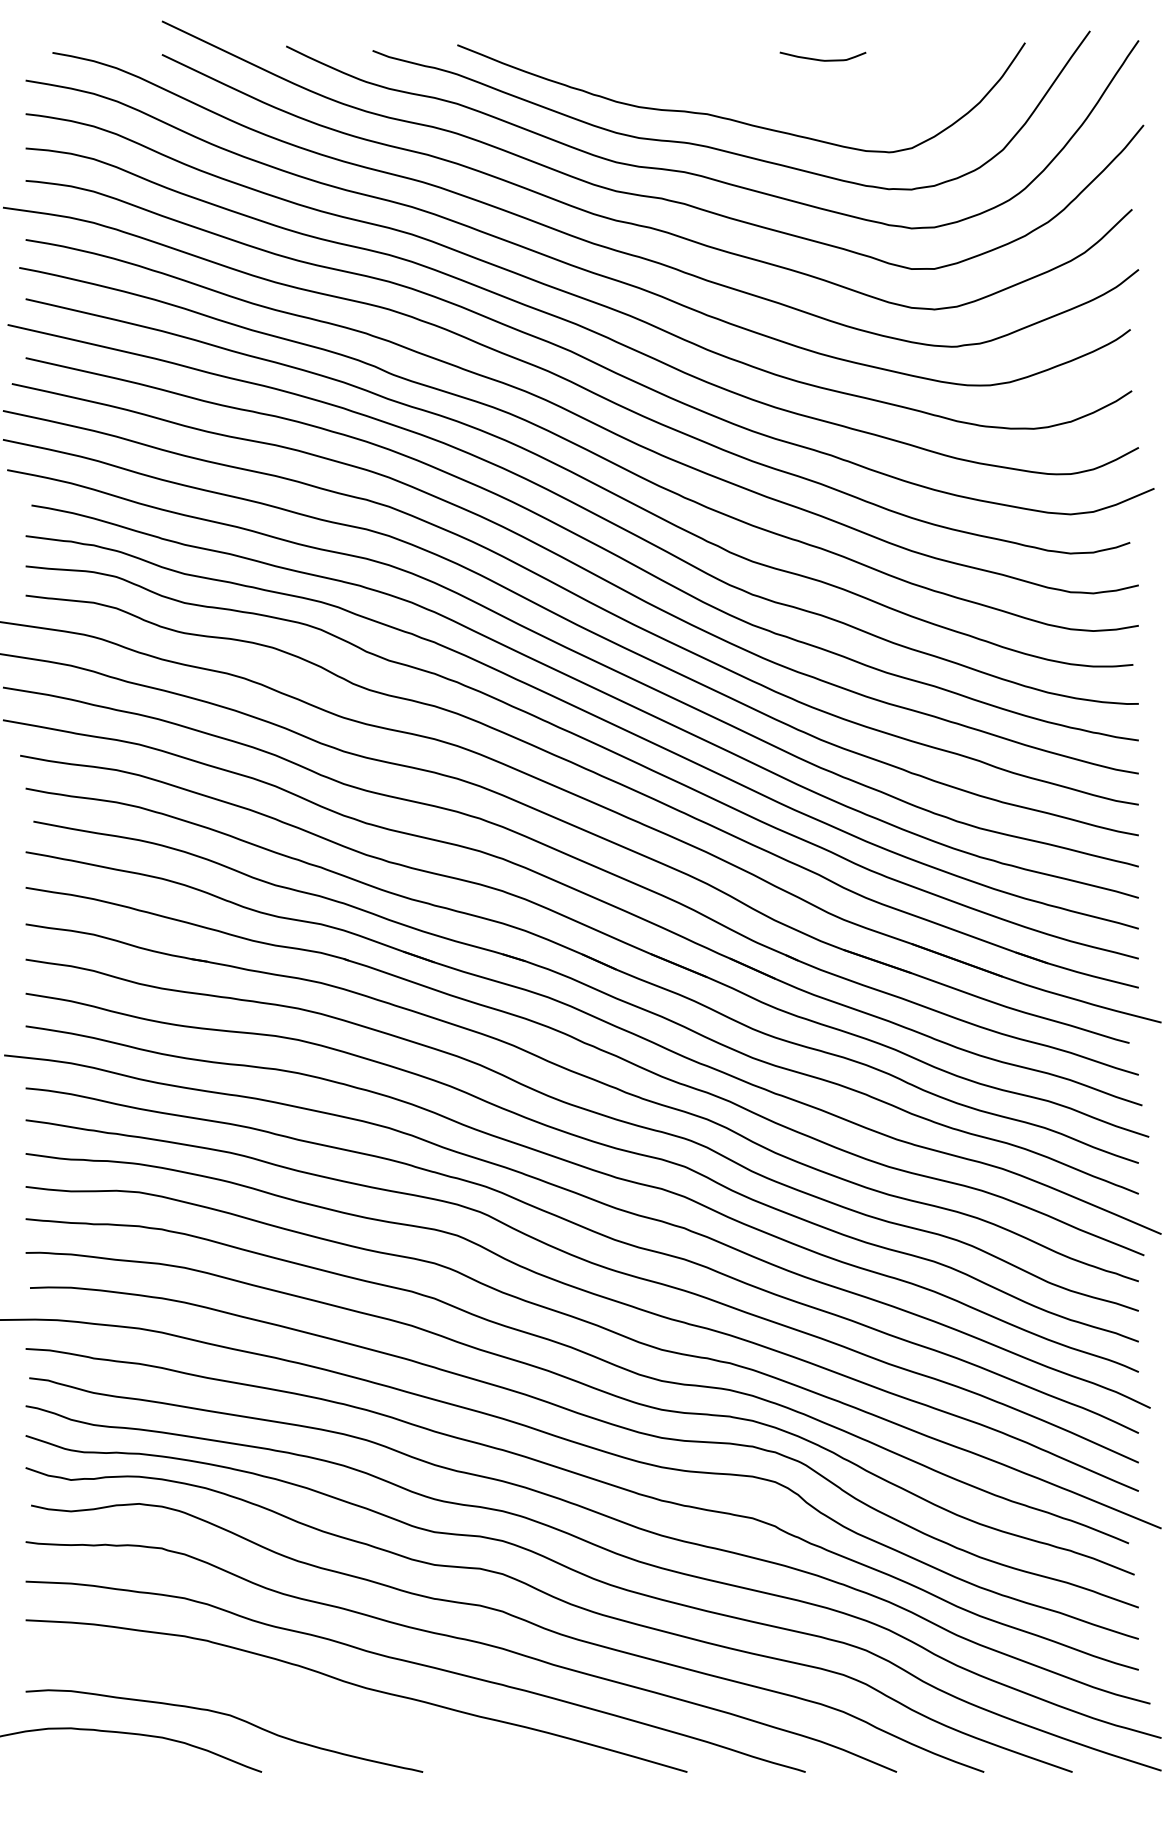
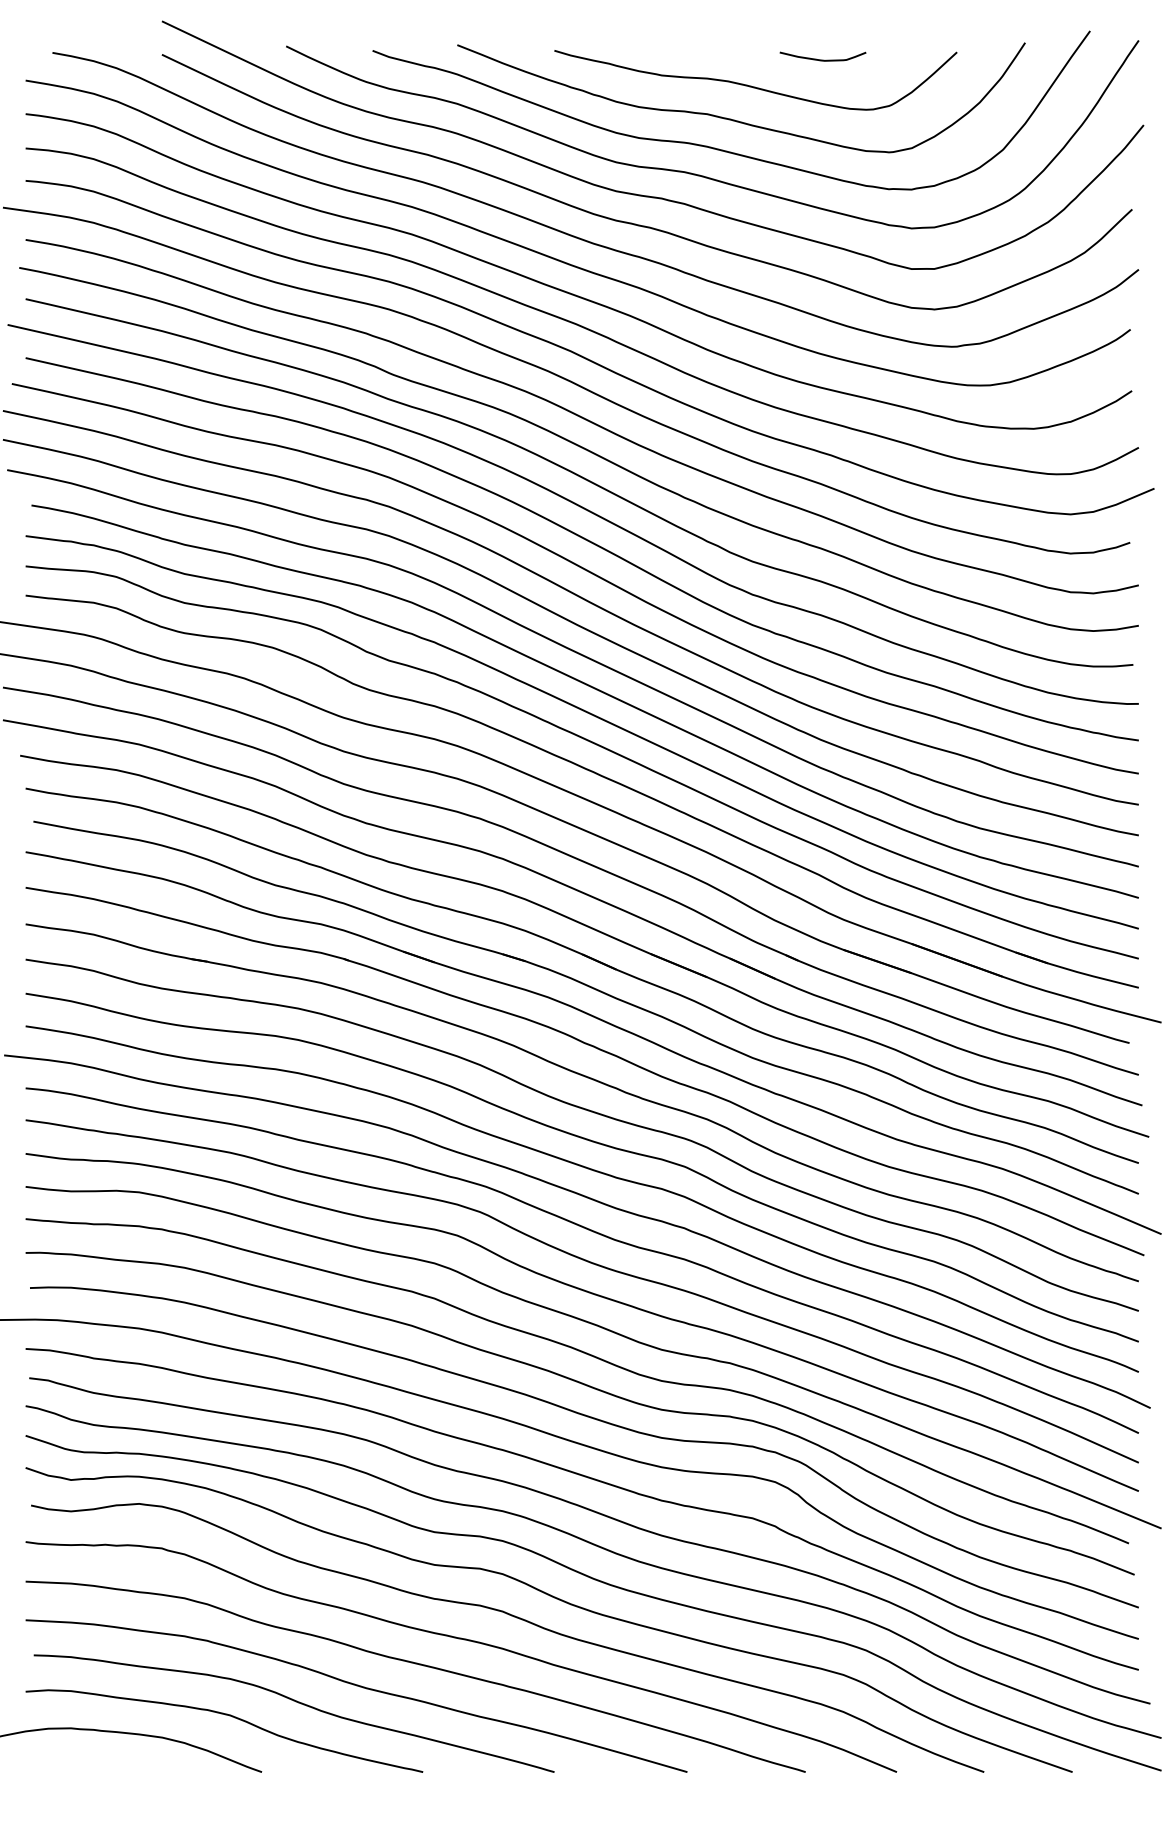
curve: none -> present (755, 86)
curve: none -> present (298, 1703)
